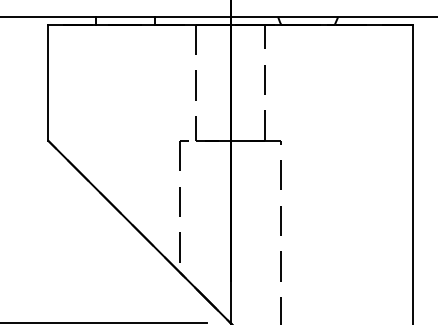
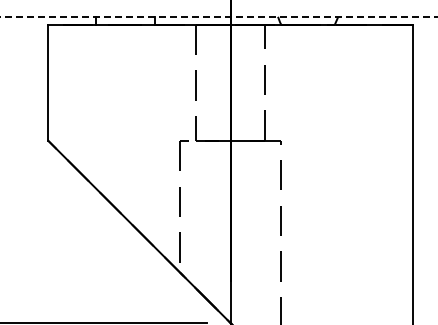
line: solid -> dashed (219, 16)
